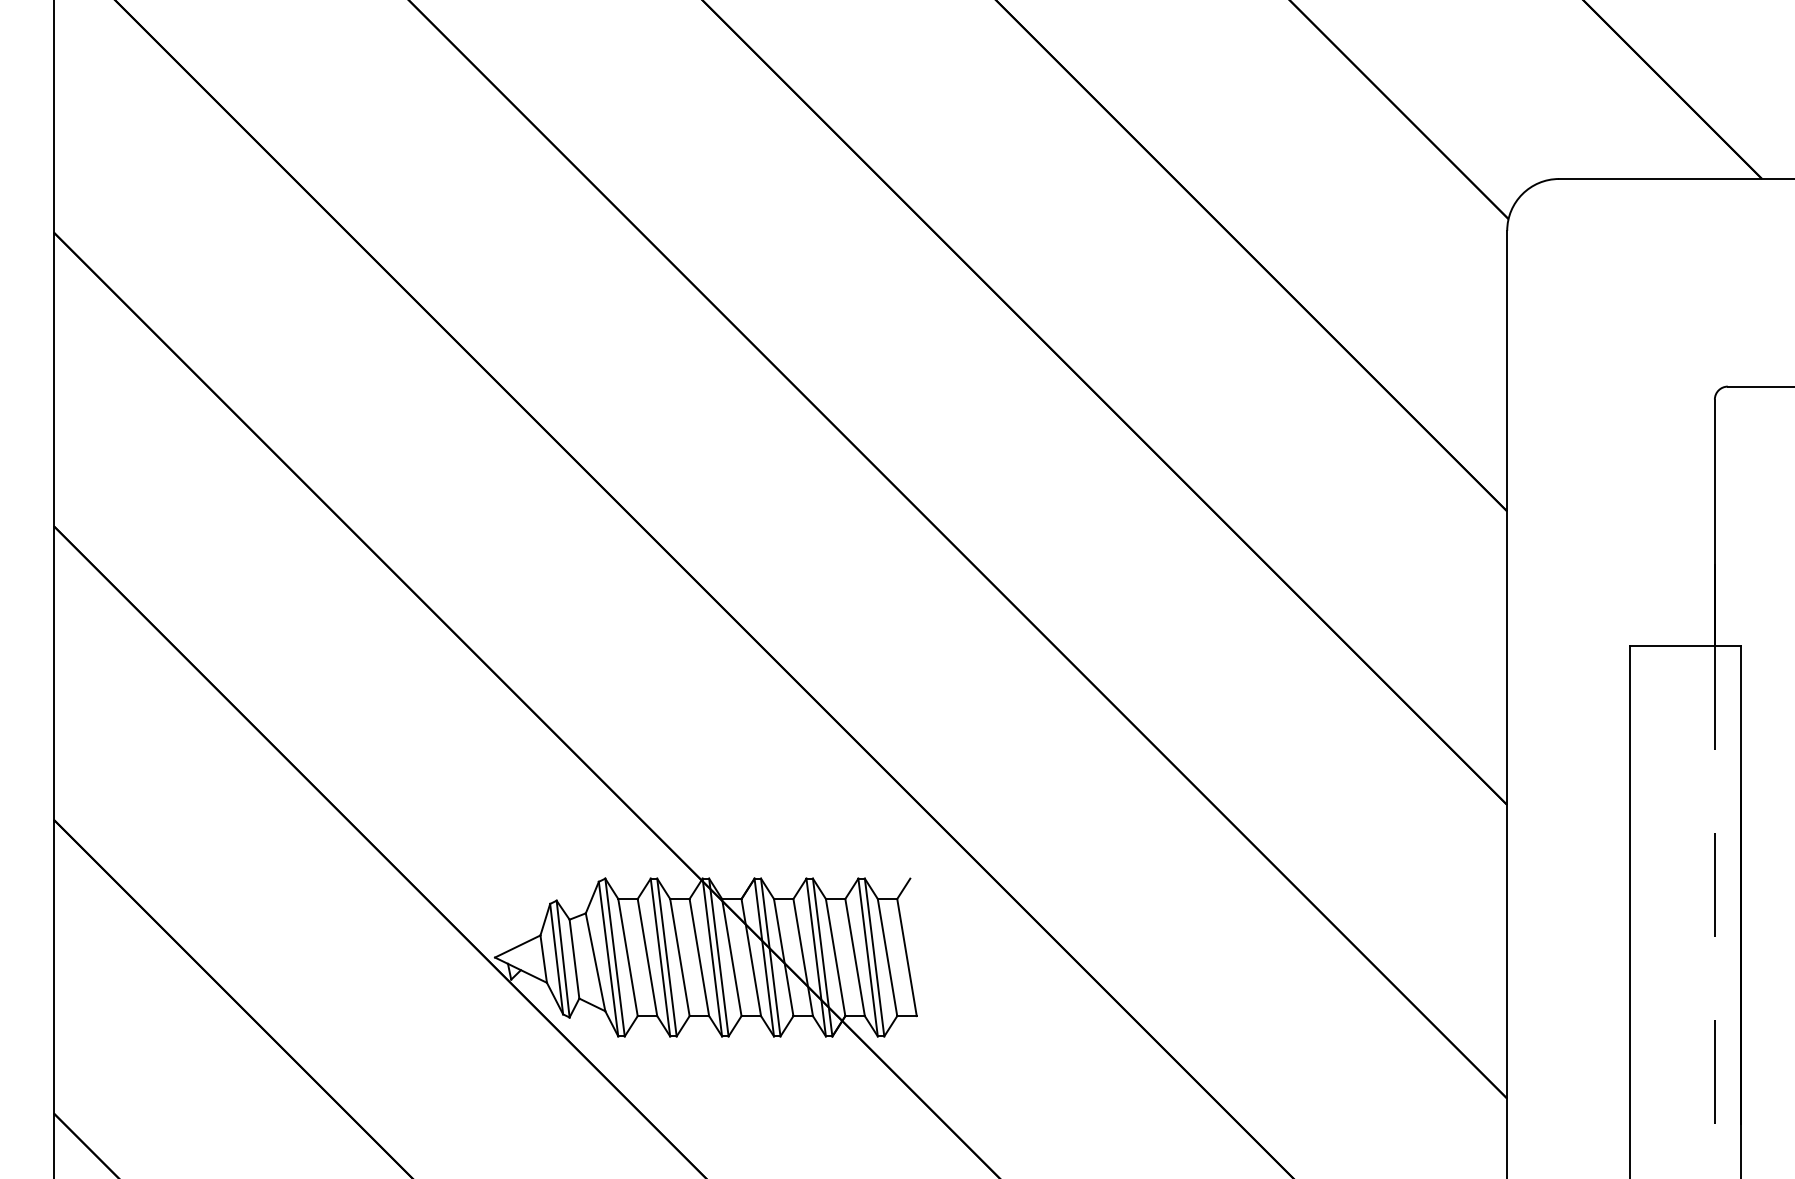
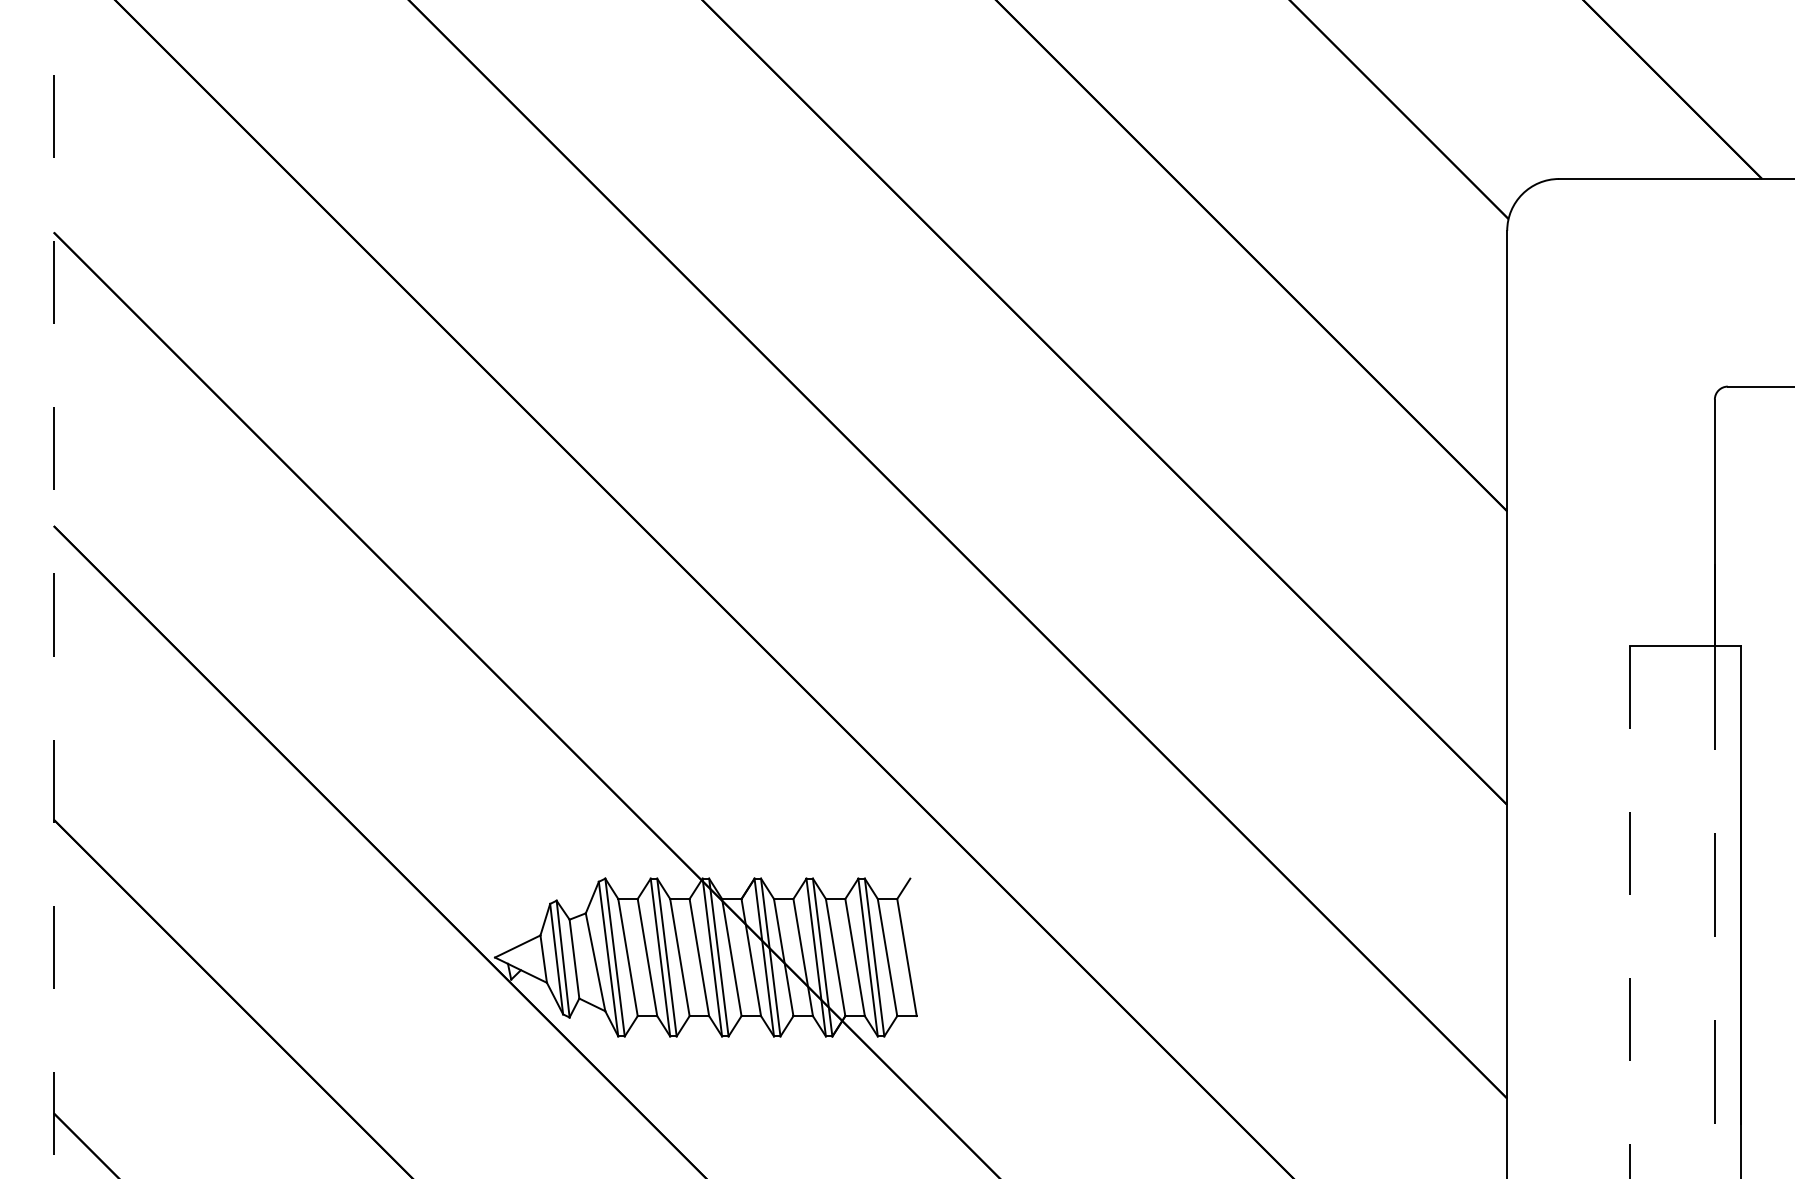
line: solid -> dashed (53, 589)
line: solid -> dashed (1629, 913)
